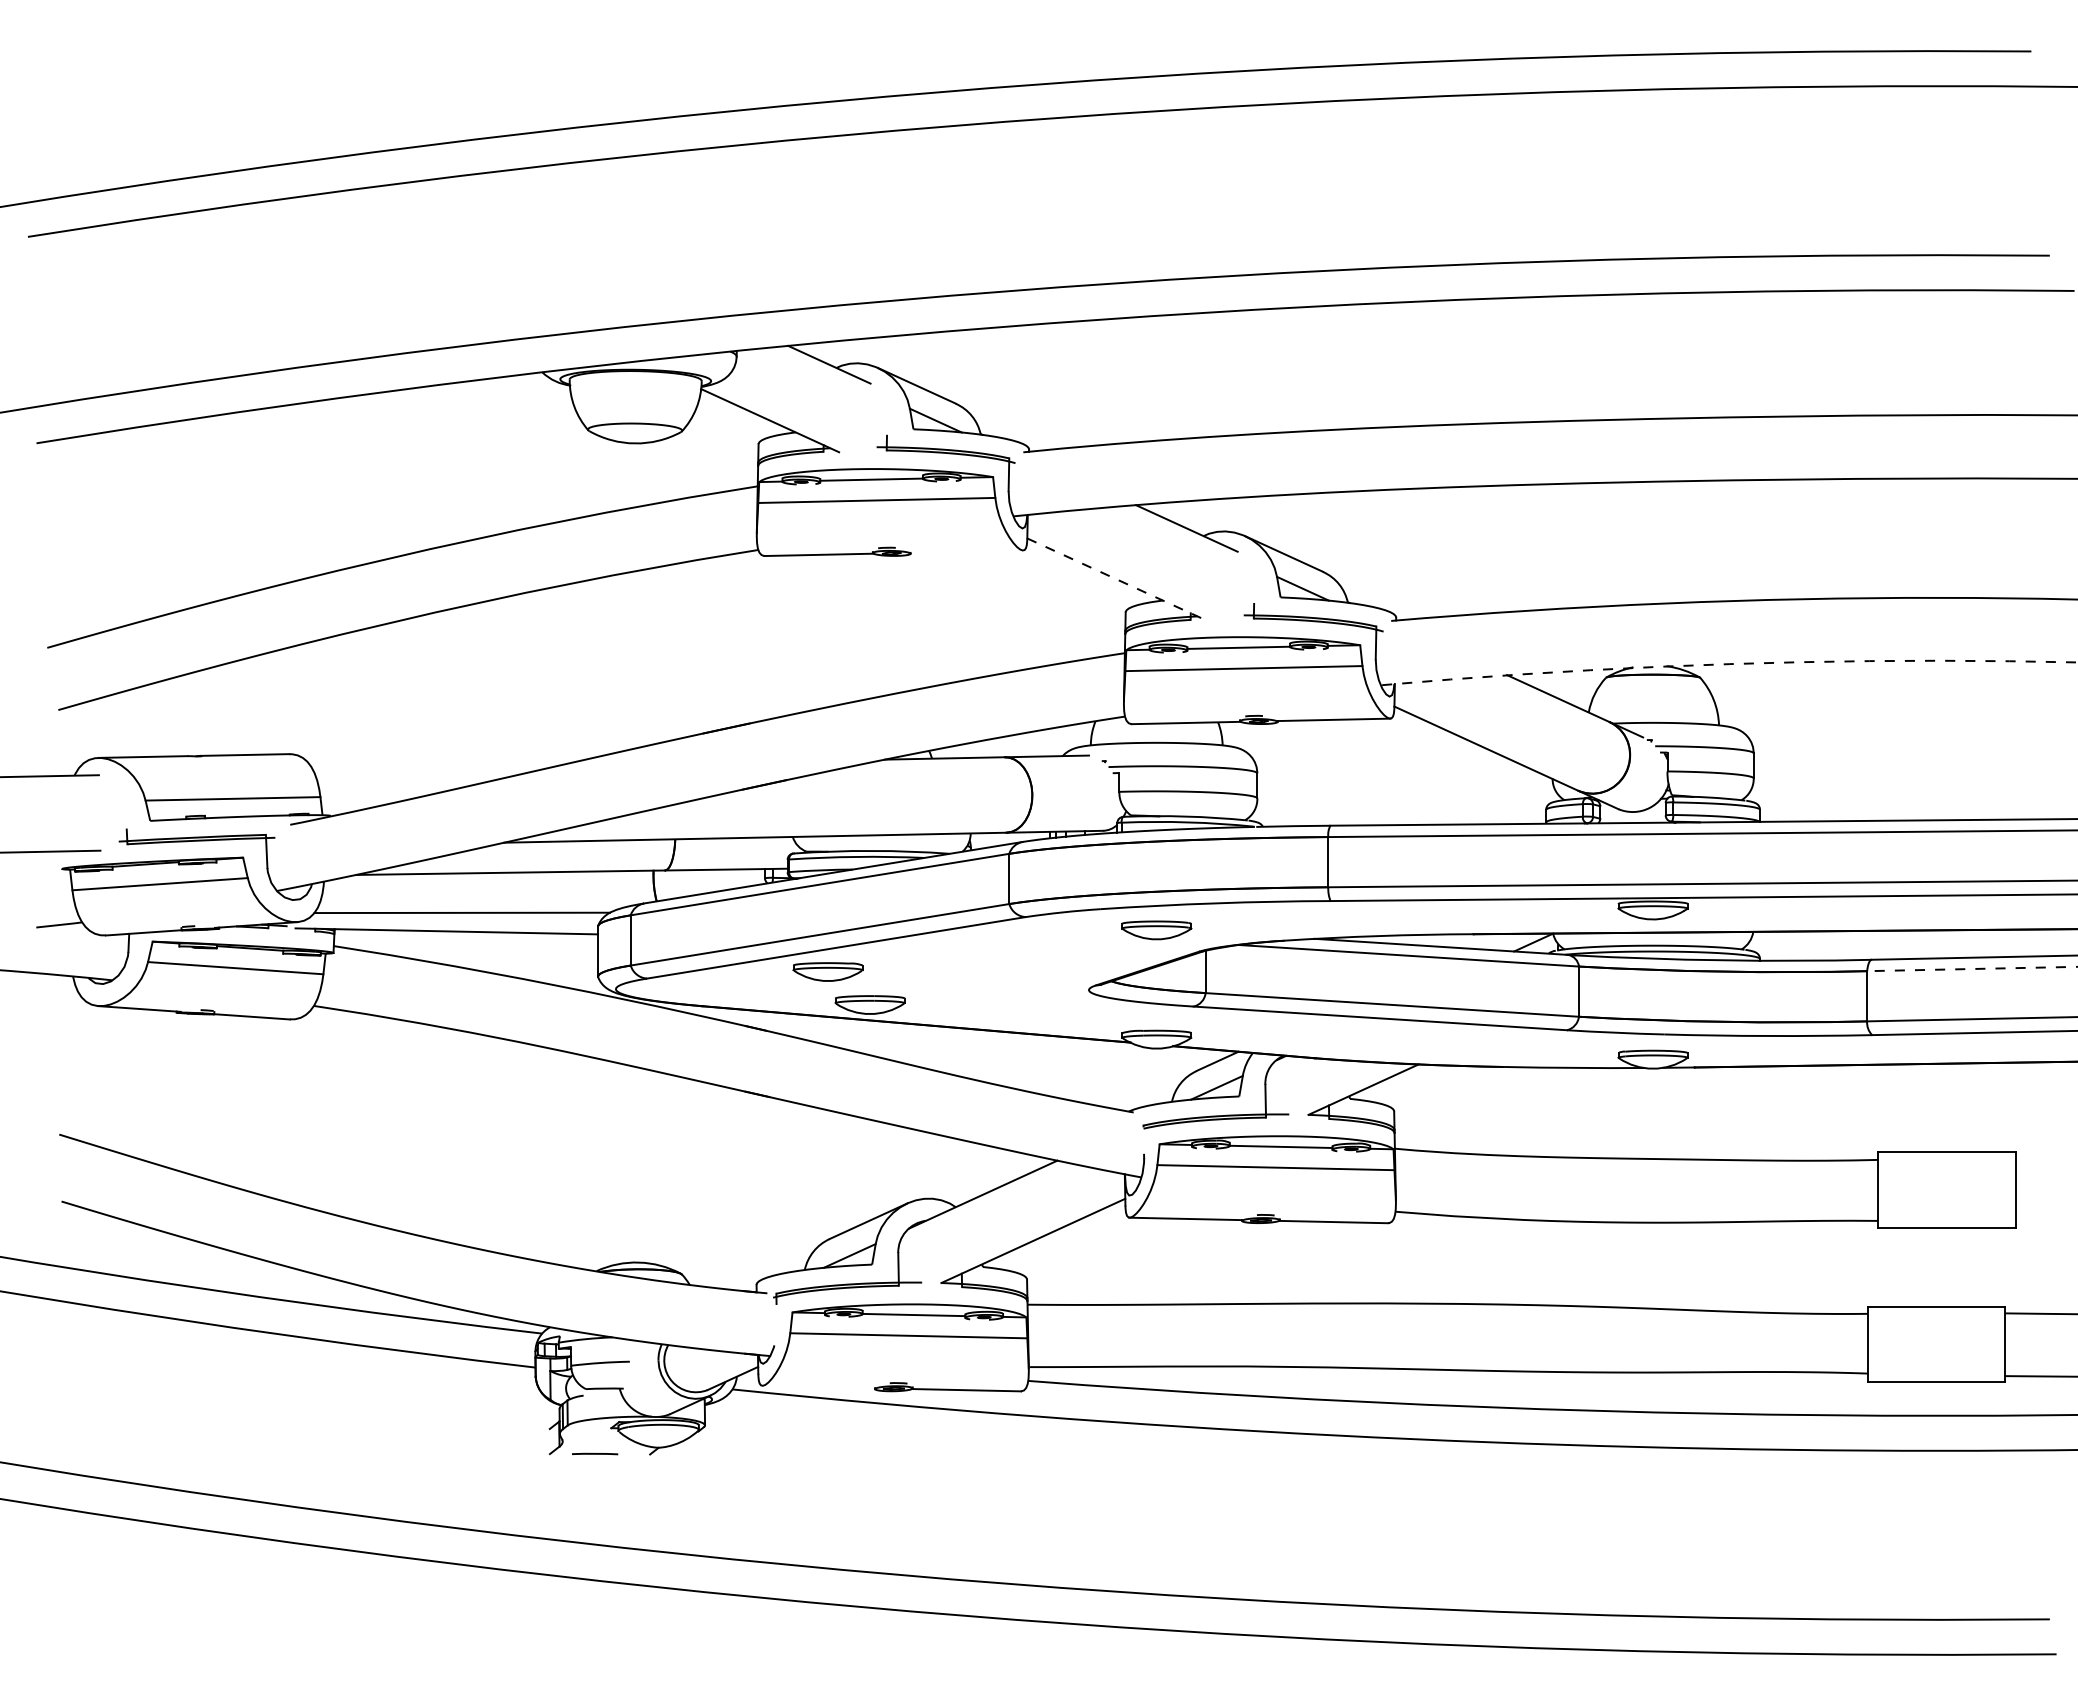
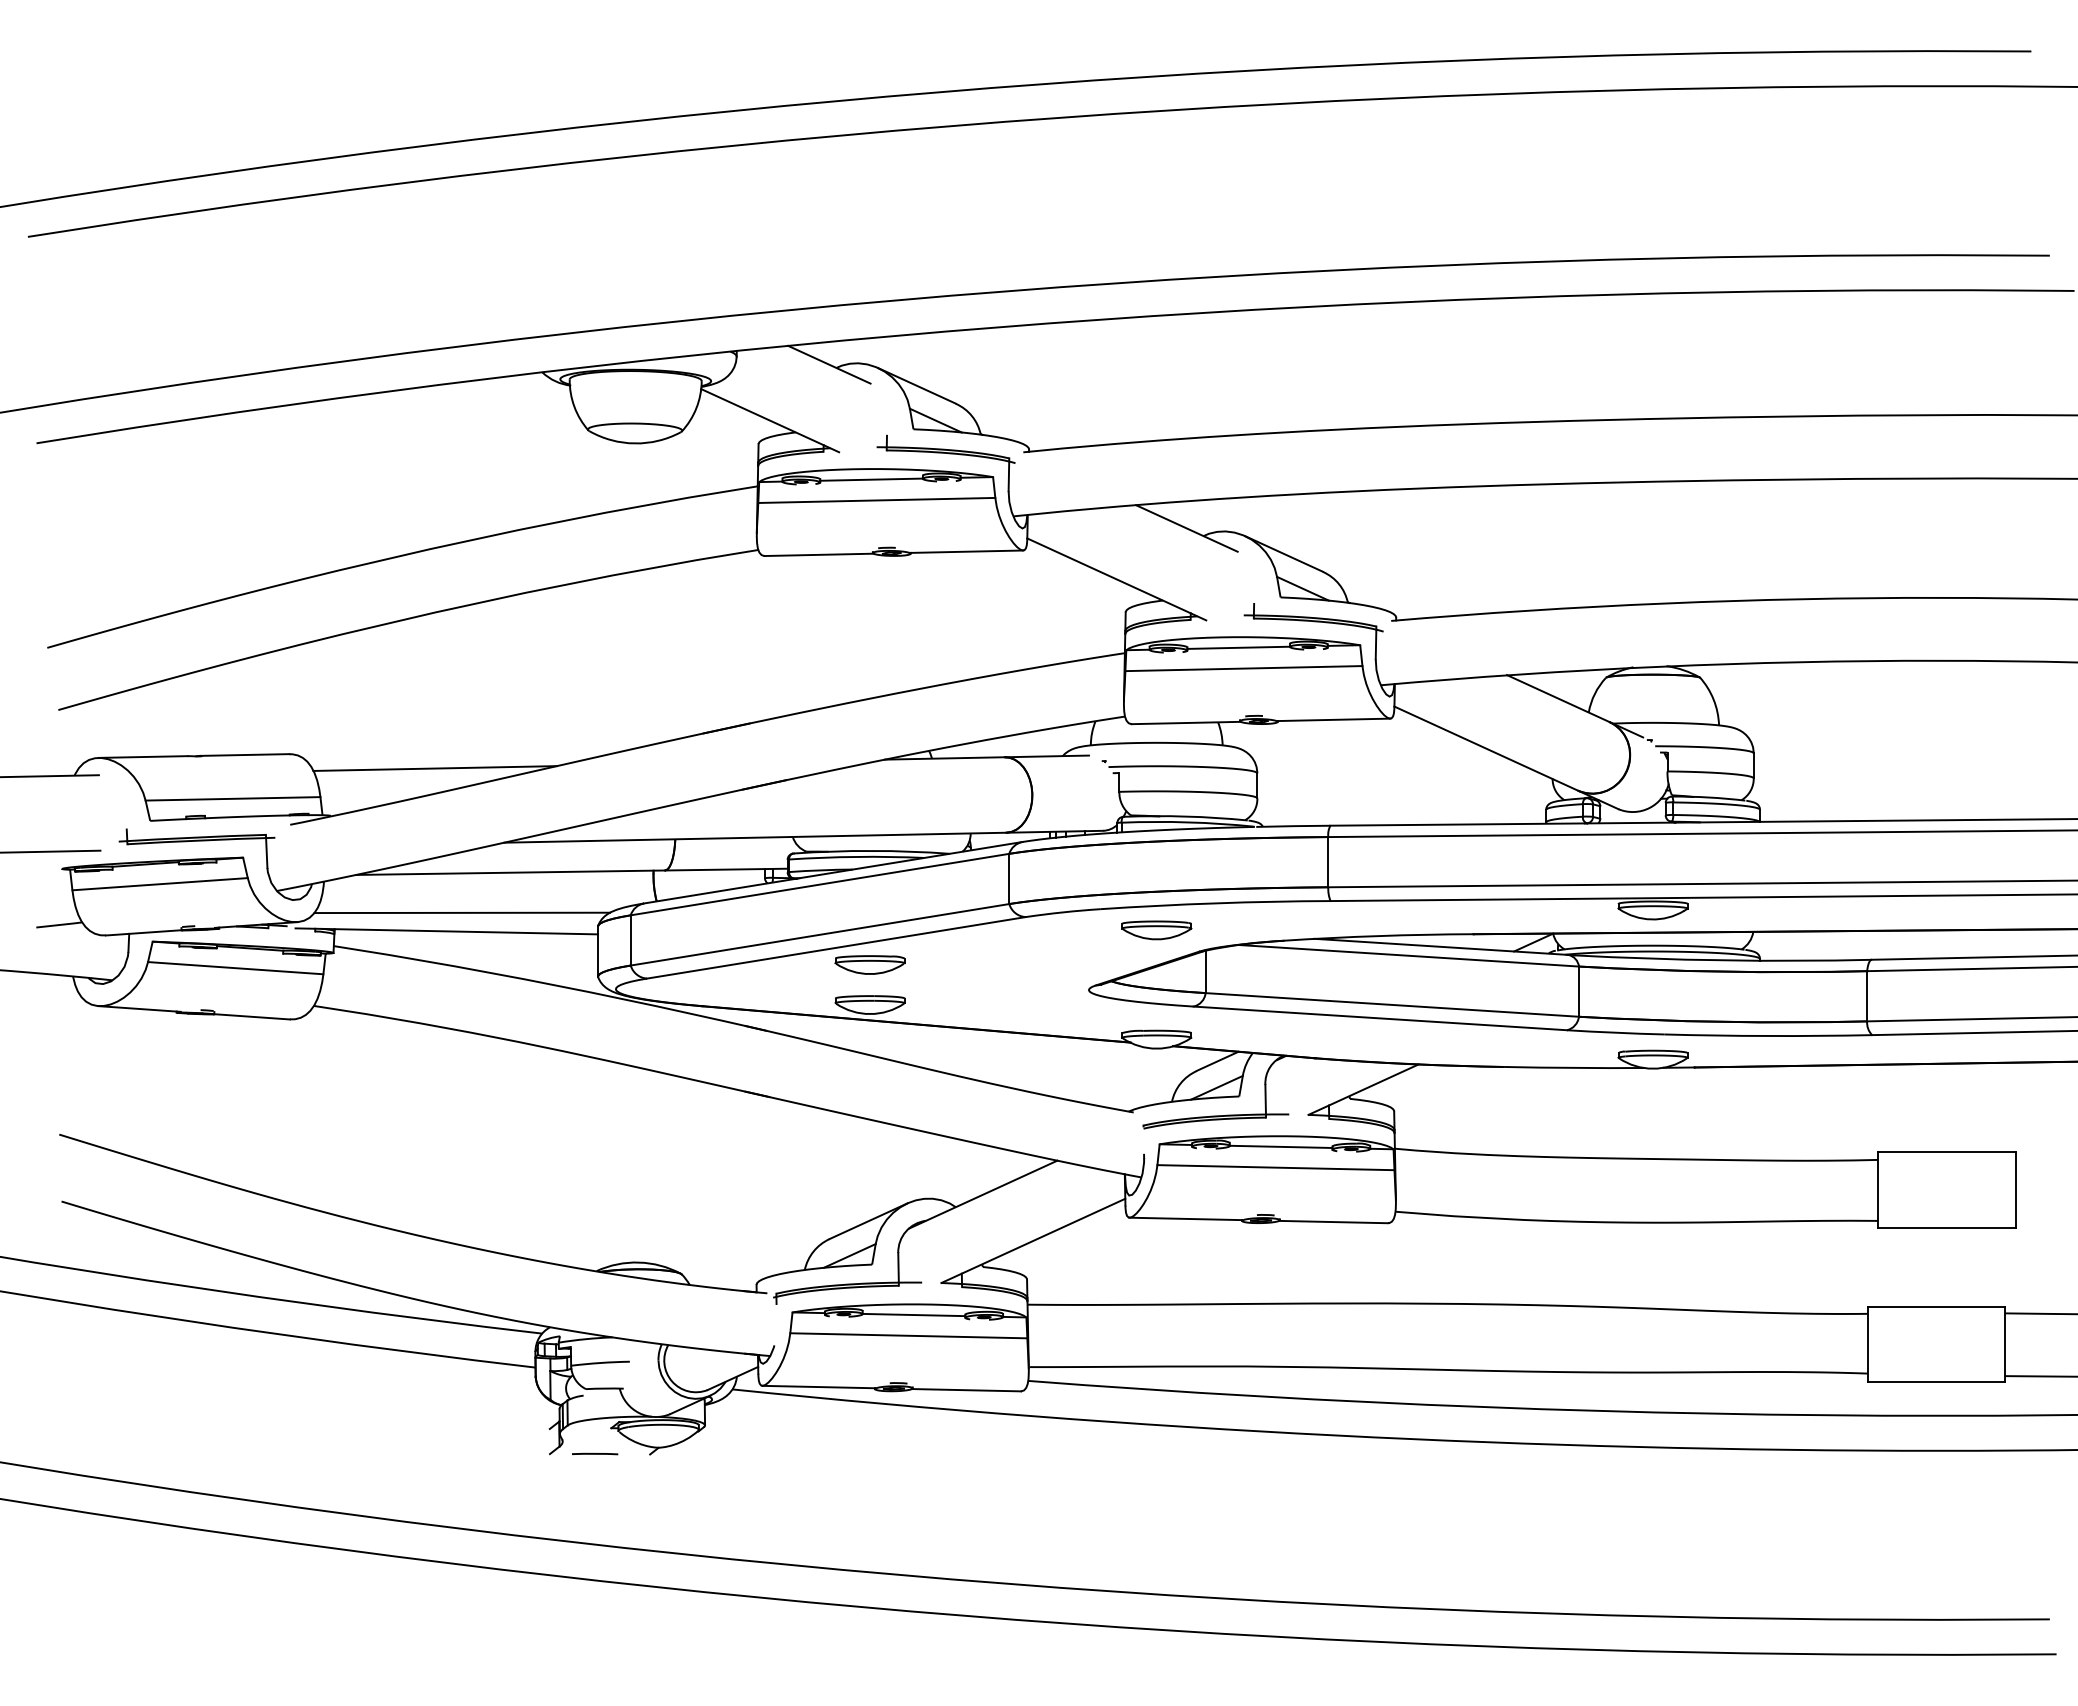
line: none -> present (966, 551)
line: dashed -> solid (1117, 579)
arc: dashed -> solid (1728, 664)
line: none -> present (434, 768)
line: dashed -> solid (1971, 969)
part position: (827, 971) -> (869, 964) (869, 964)
line: none -> present (818, 1386)
